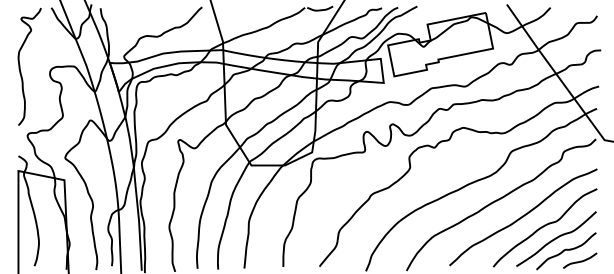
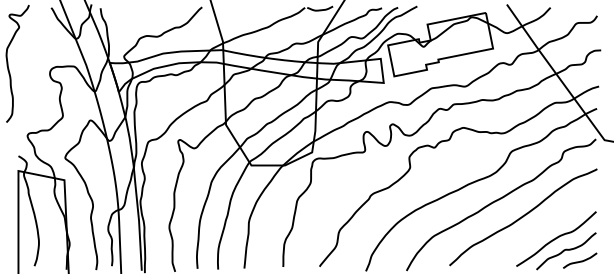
curve position: (20, 66) -> (8, 63) (8, 63)
curve: present -> none (544, 226)
